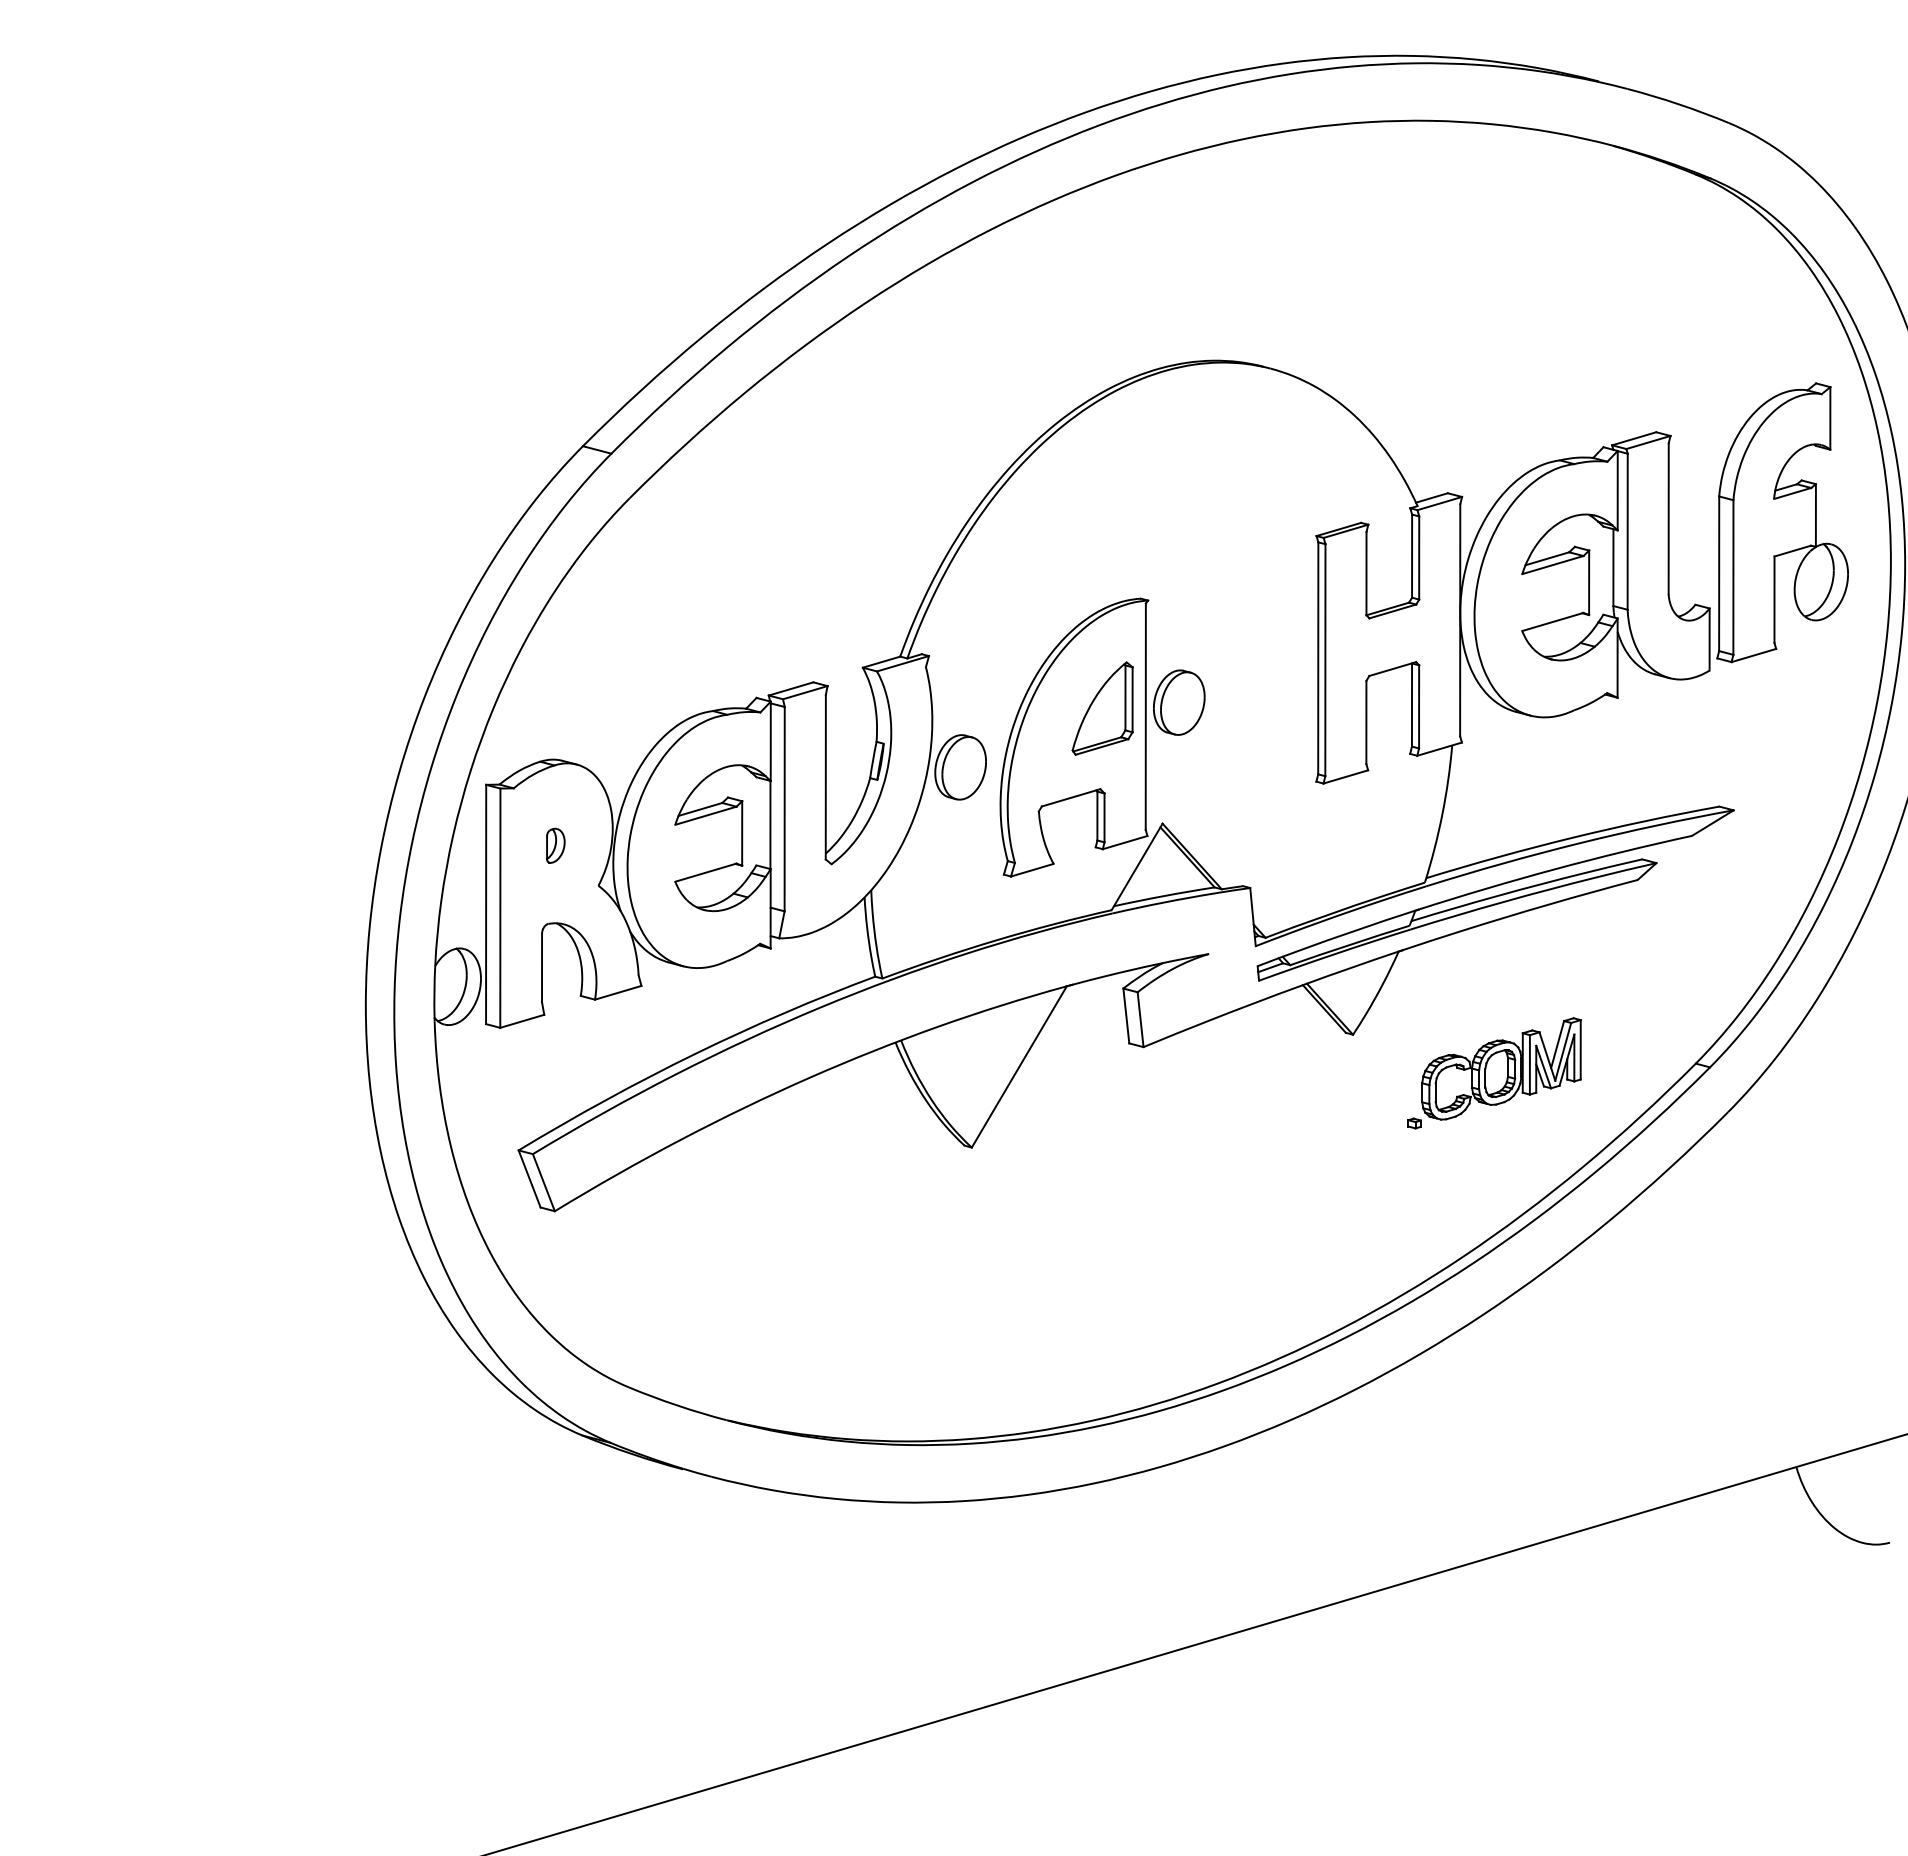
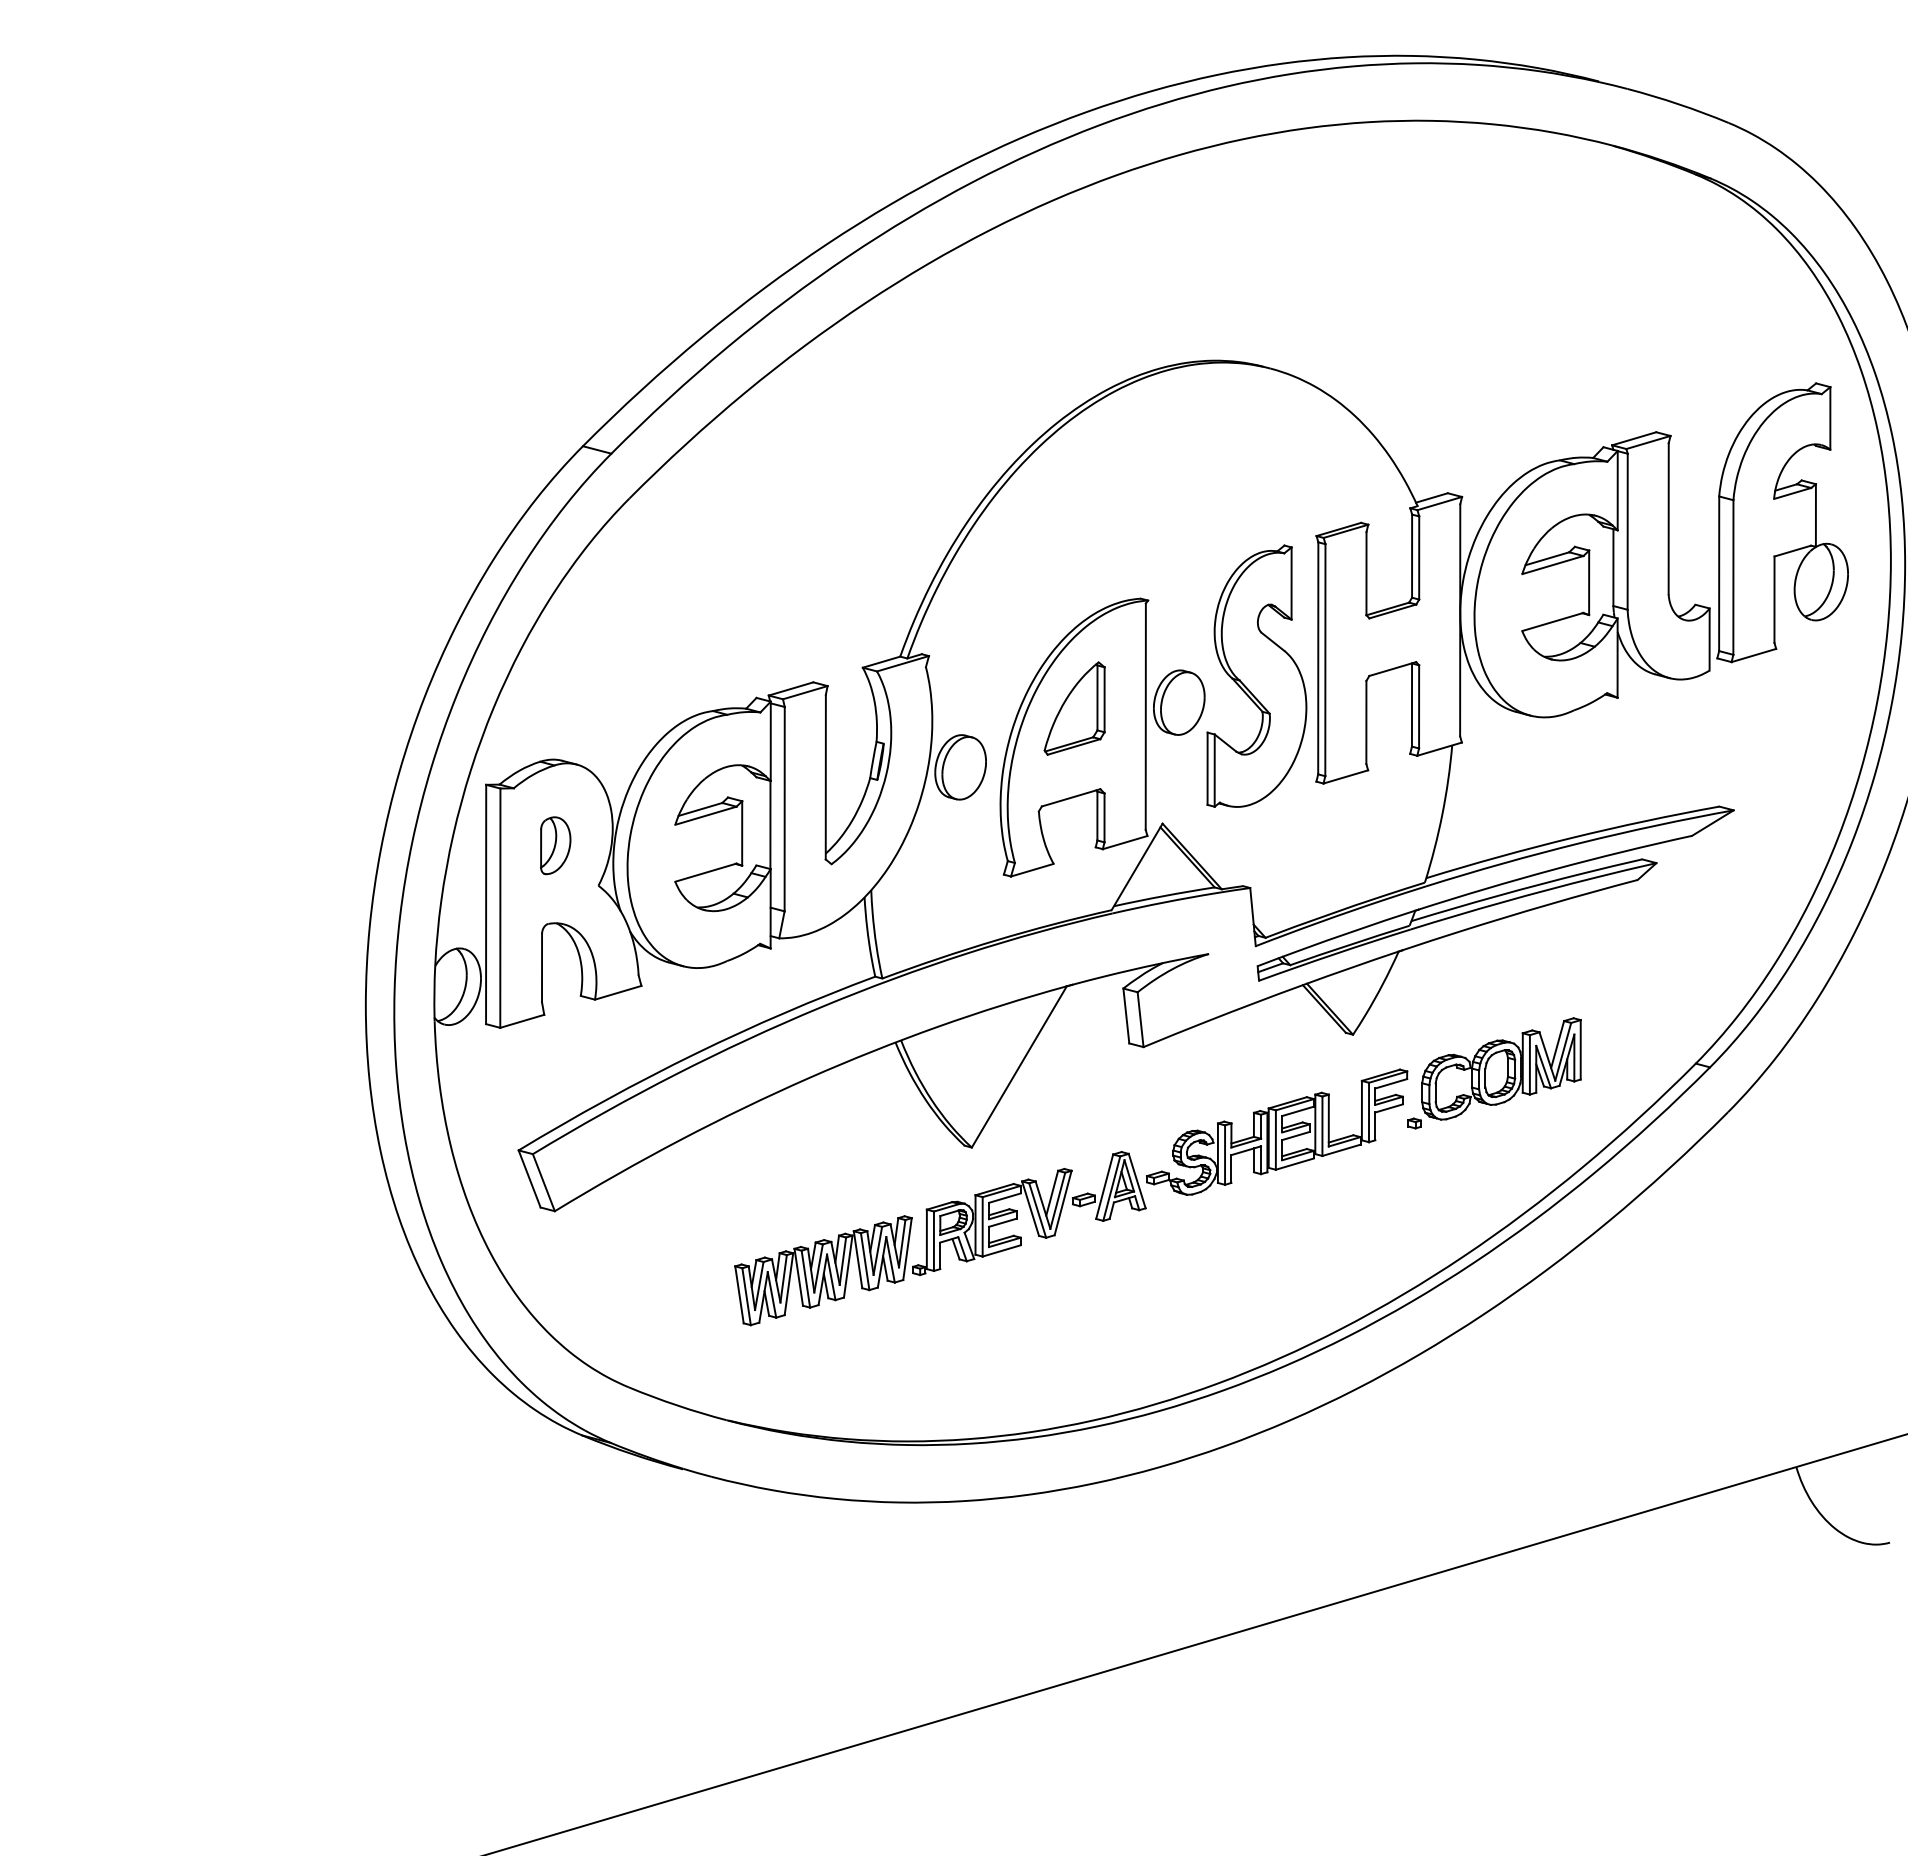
part: none -> present (1256, 675)
part position: (1102, 708) -> (1074, 708) (1074, 708)
part size: 20x37 px -> 32x60 px (555, 845)
part: none -> present (1071, 1197)
